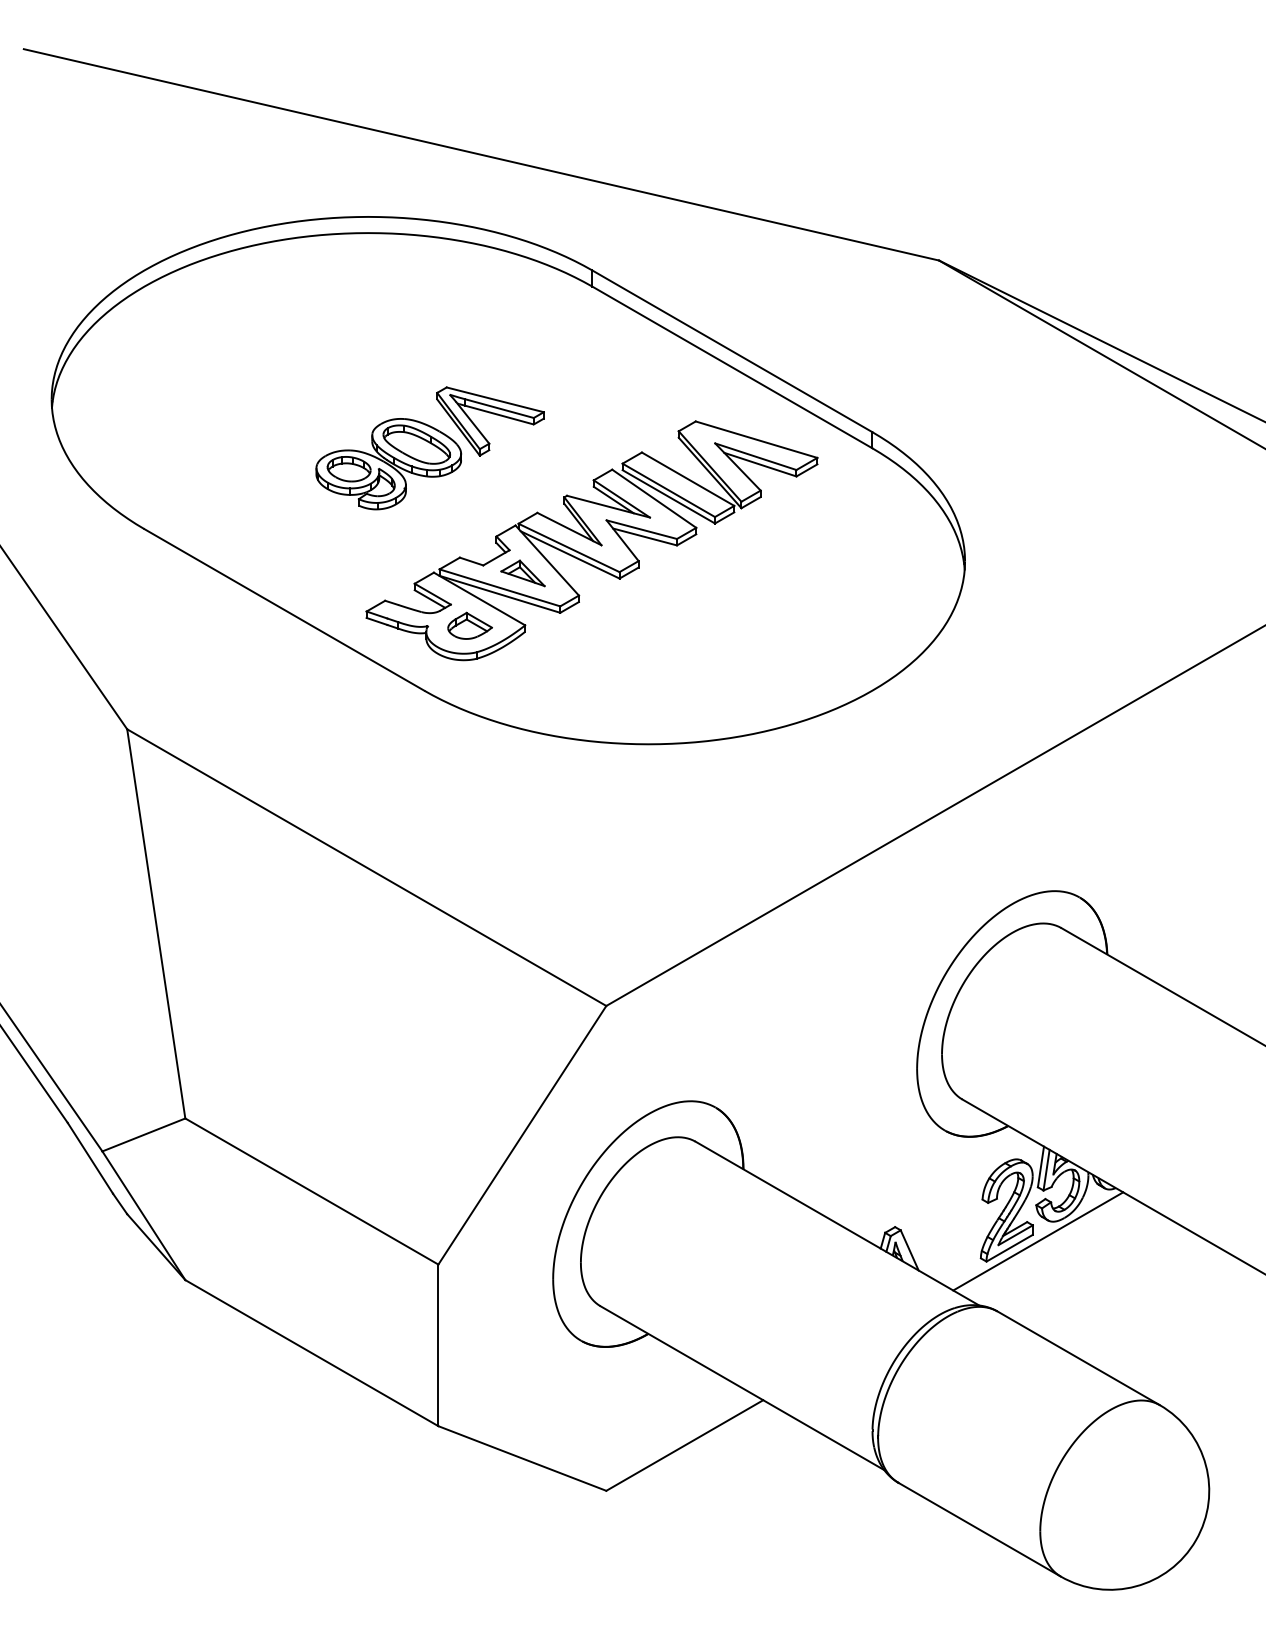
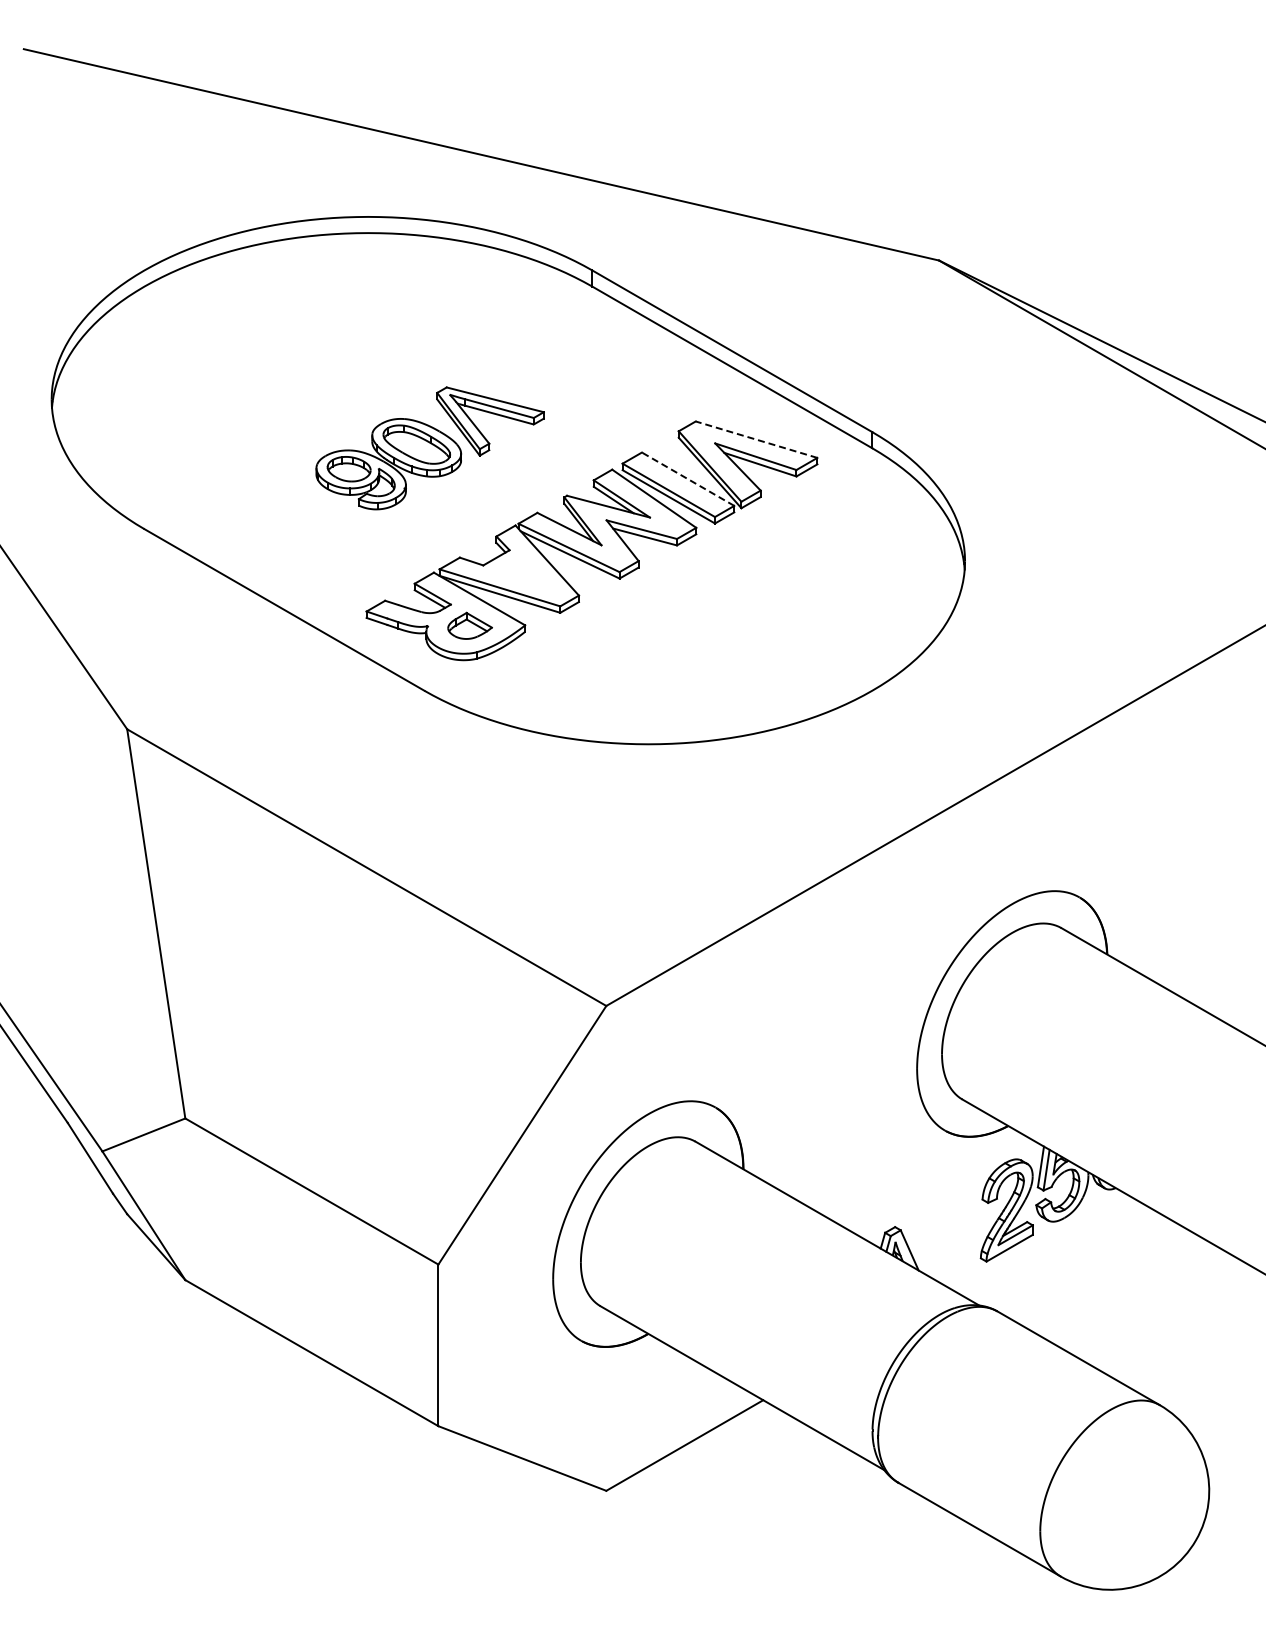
line: solid -> dashed (756, 439)
line: solid -> dashed (687, 478)
part: present -> none (522, 573)
line: present -> none (1038, 1241)
